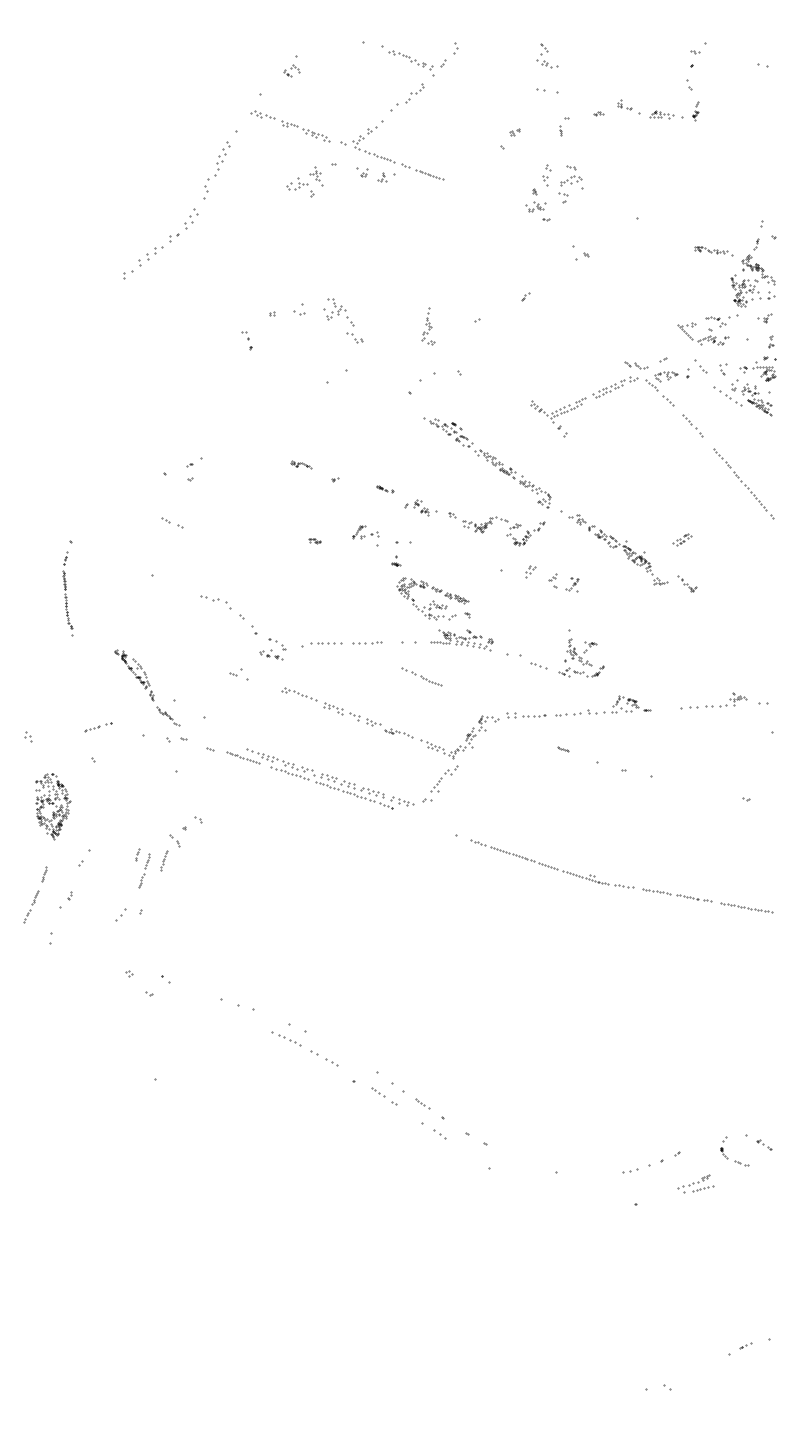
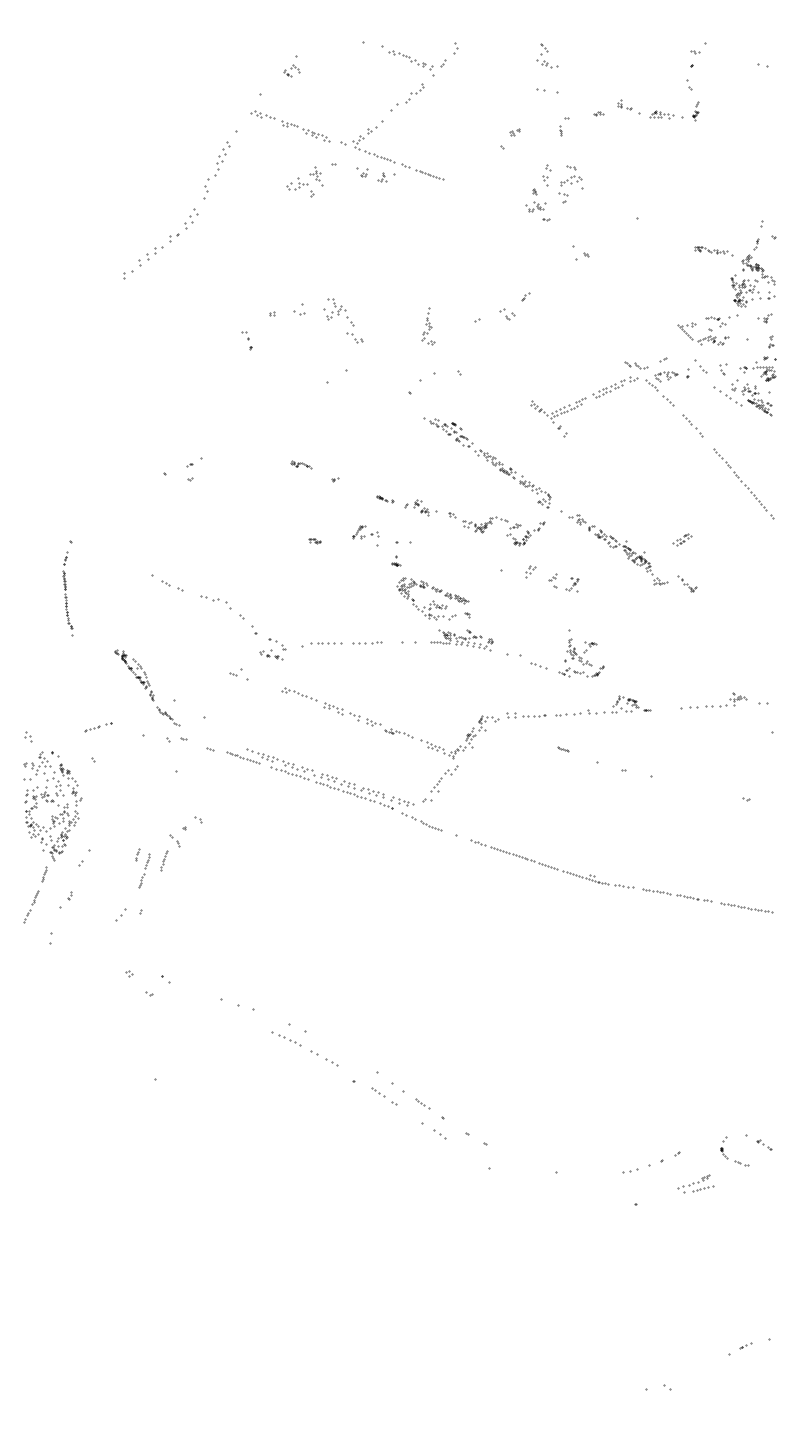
part: none -> present (507, 314)
part position: (385, 489) -> (385, 499) (385, 499)
part position: (172, 522) -> (172, 585) (172, 585)
part position: (421, 676) -> (421, 821) (421, 821)
part size: 37x68 px -> 60x111 px (52, 806)
